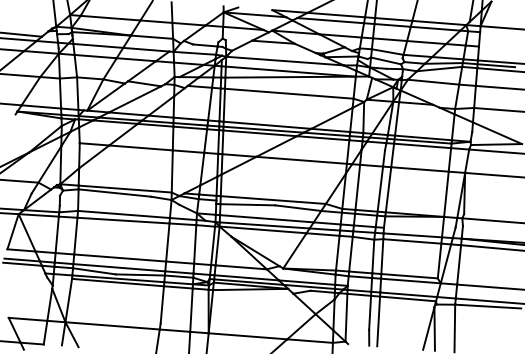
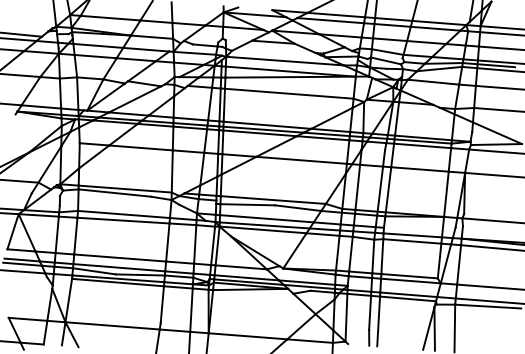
line: none -> present (500, 33)
line: none -> present (499, 47)
line: none -> present (23, 271)
